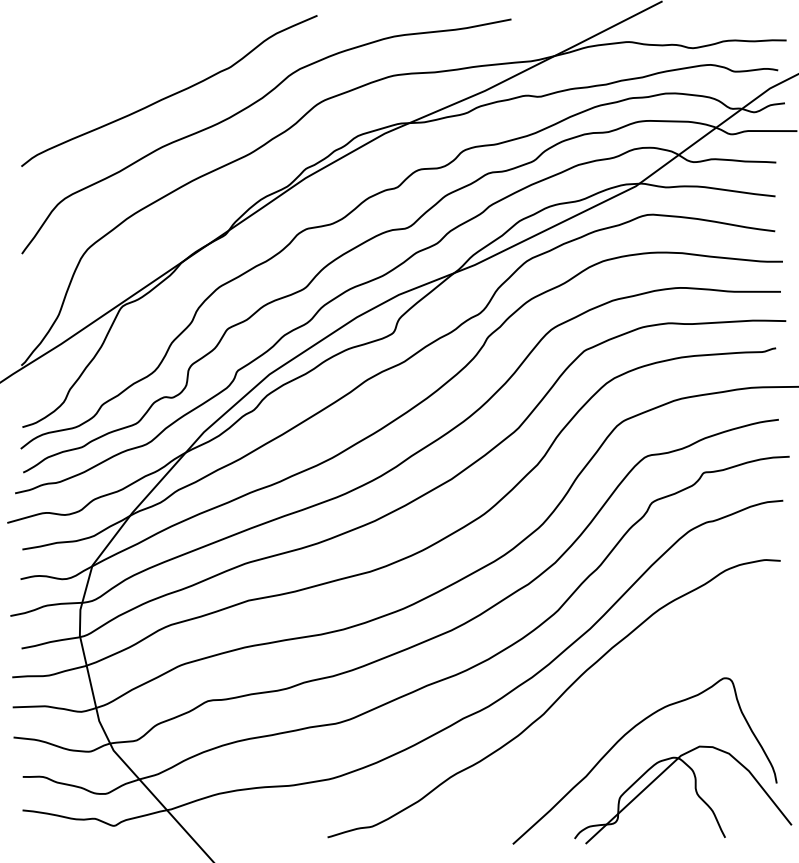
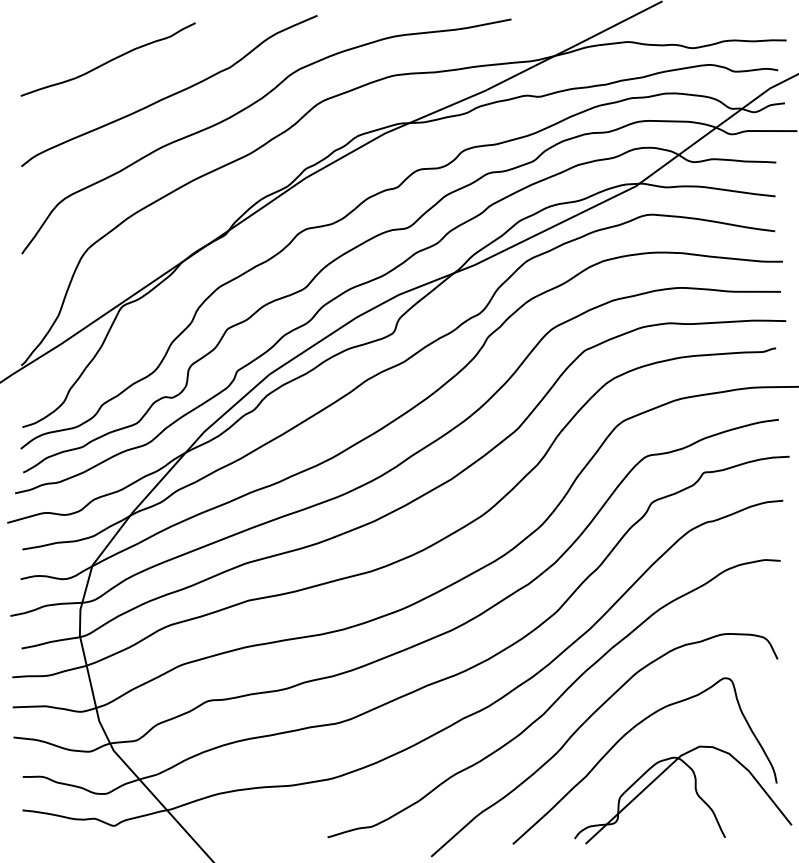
curve: none -> present (108, 60)
curve: none -> present (583, 724)
